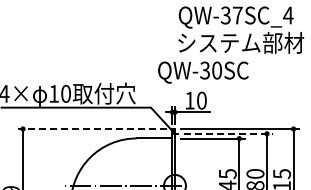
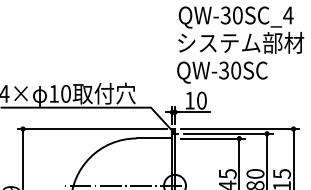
text: QW-37SC_4 -> QW-30SC_4 (237, 15)
text position: (203, 72) -> (222, 72) (222, 72)
line: dashed -> solid (92, 129)
line: dashed -> solid (228, 133)
